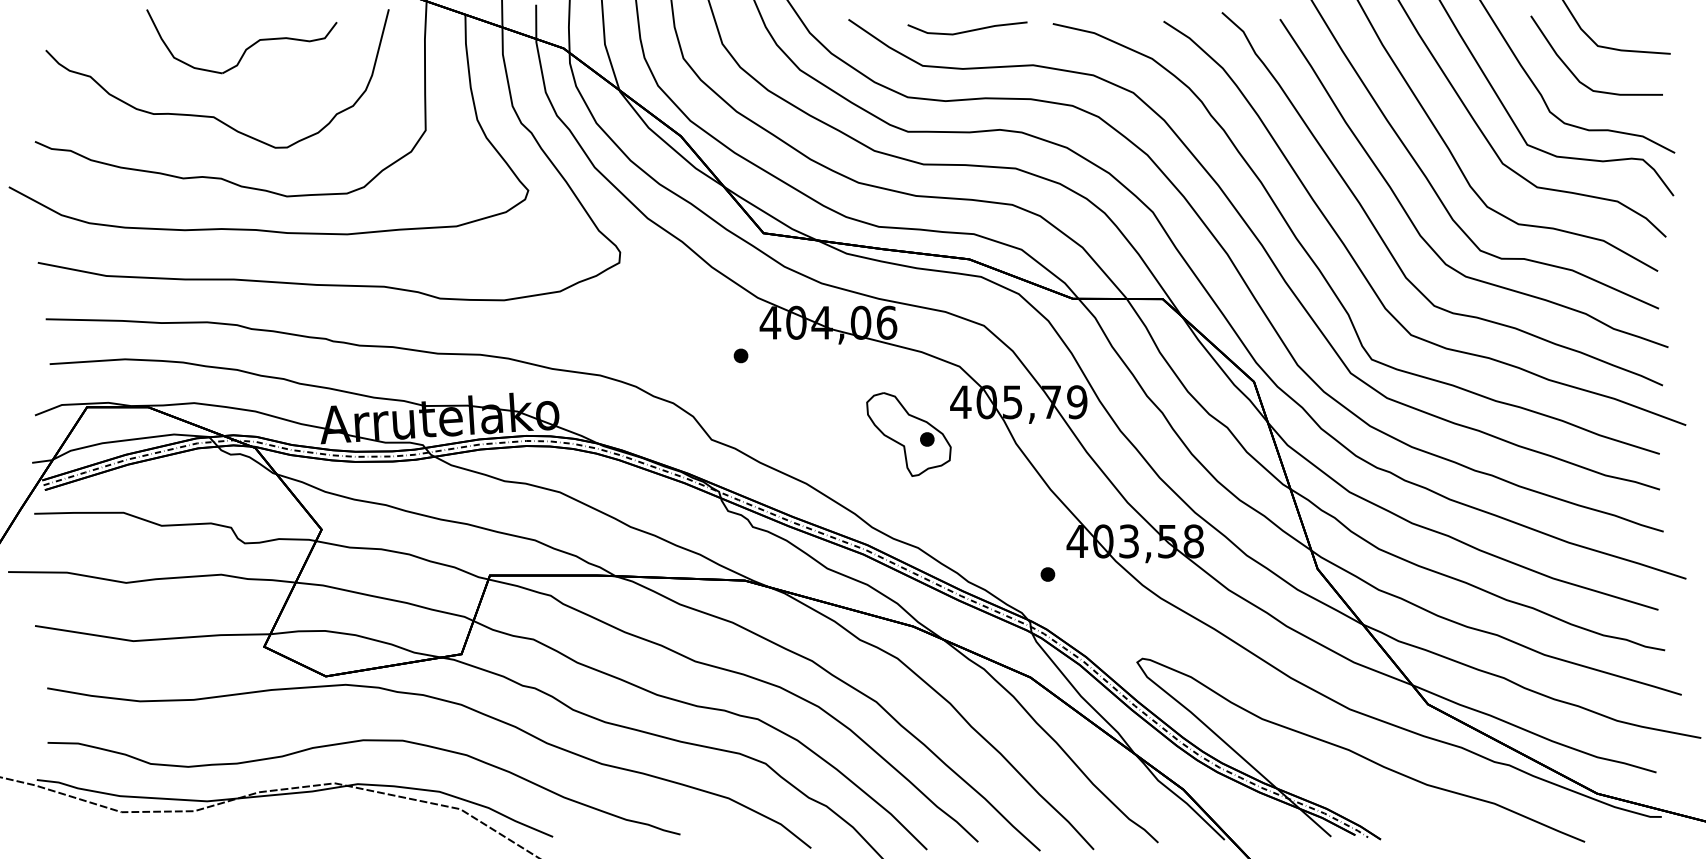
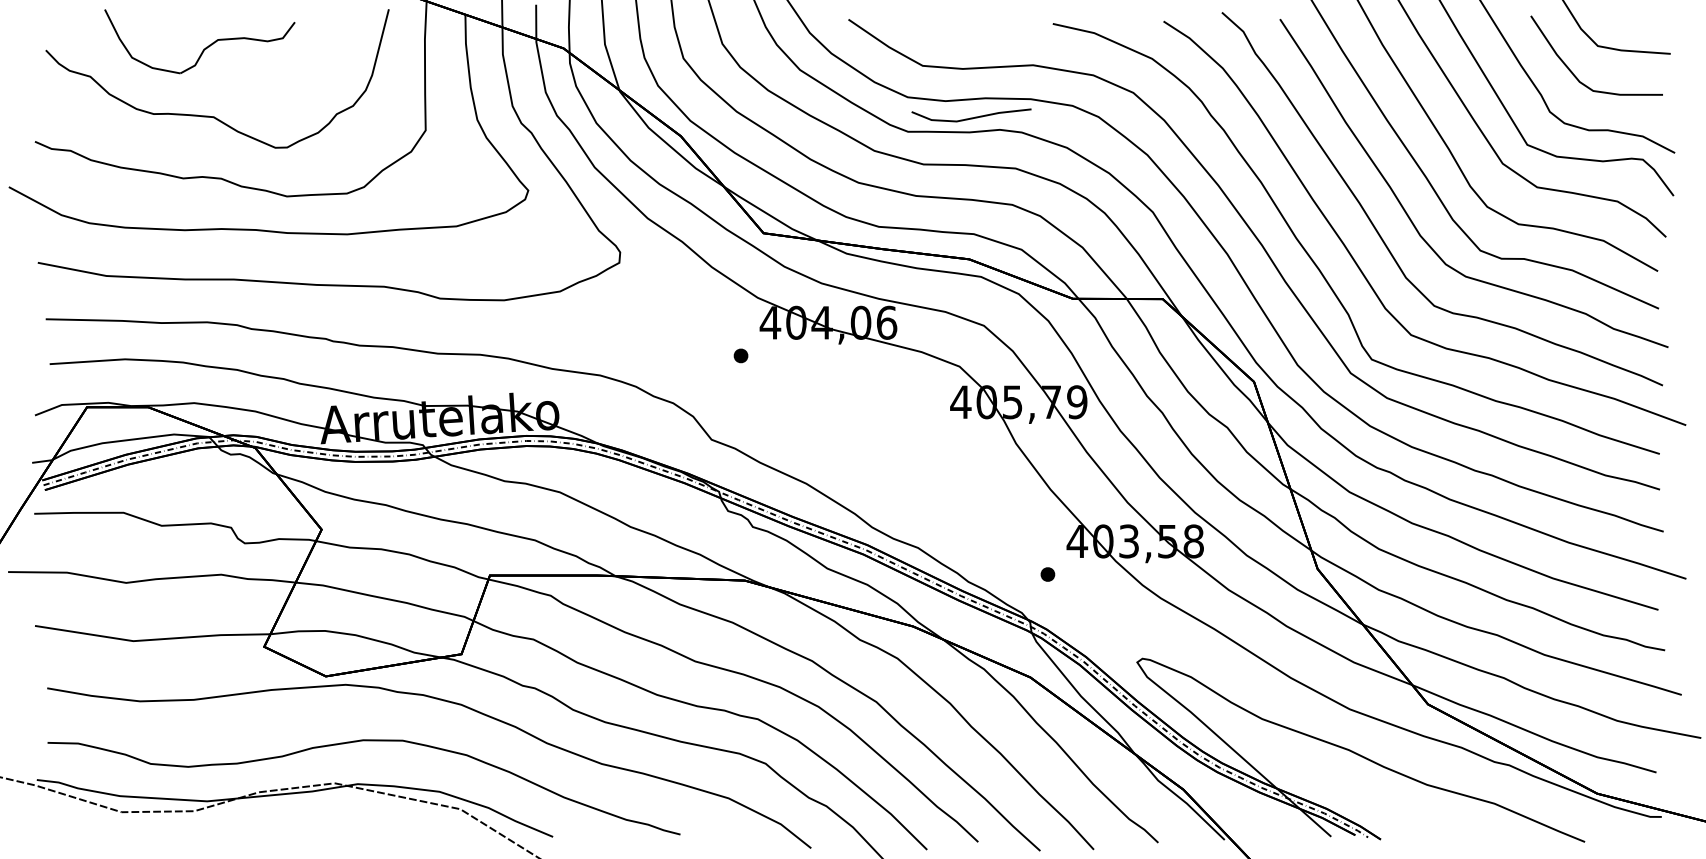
line position: (967, 30) -> (971, 117) (971, 117)
part position: (247, 47) -> (205, 47) (205, 47)
part: present -> none (908, 434)
